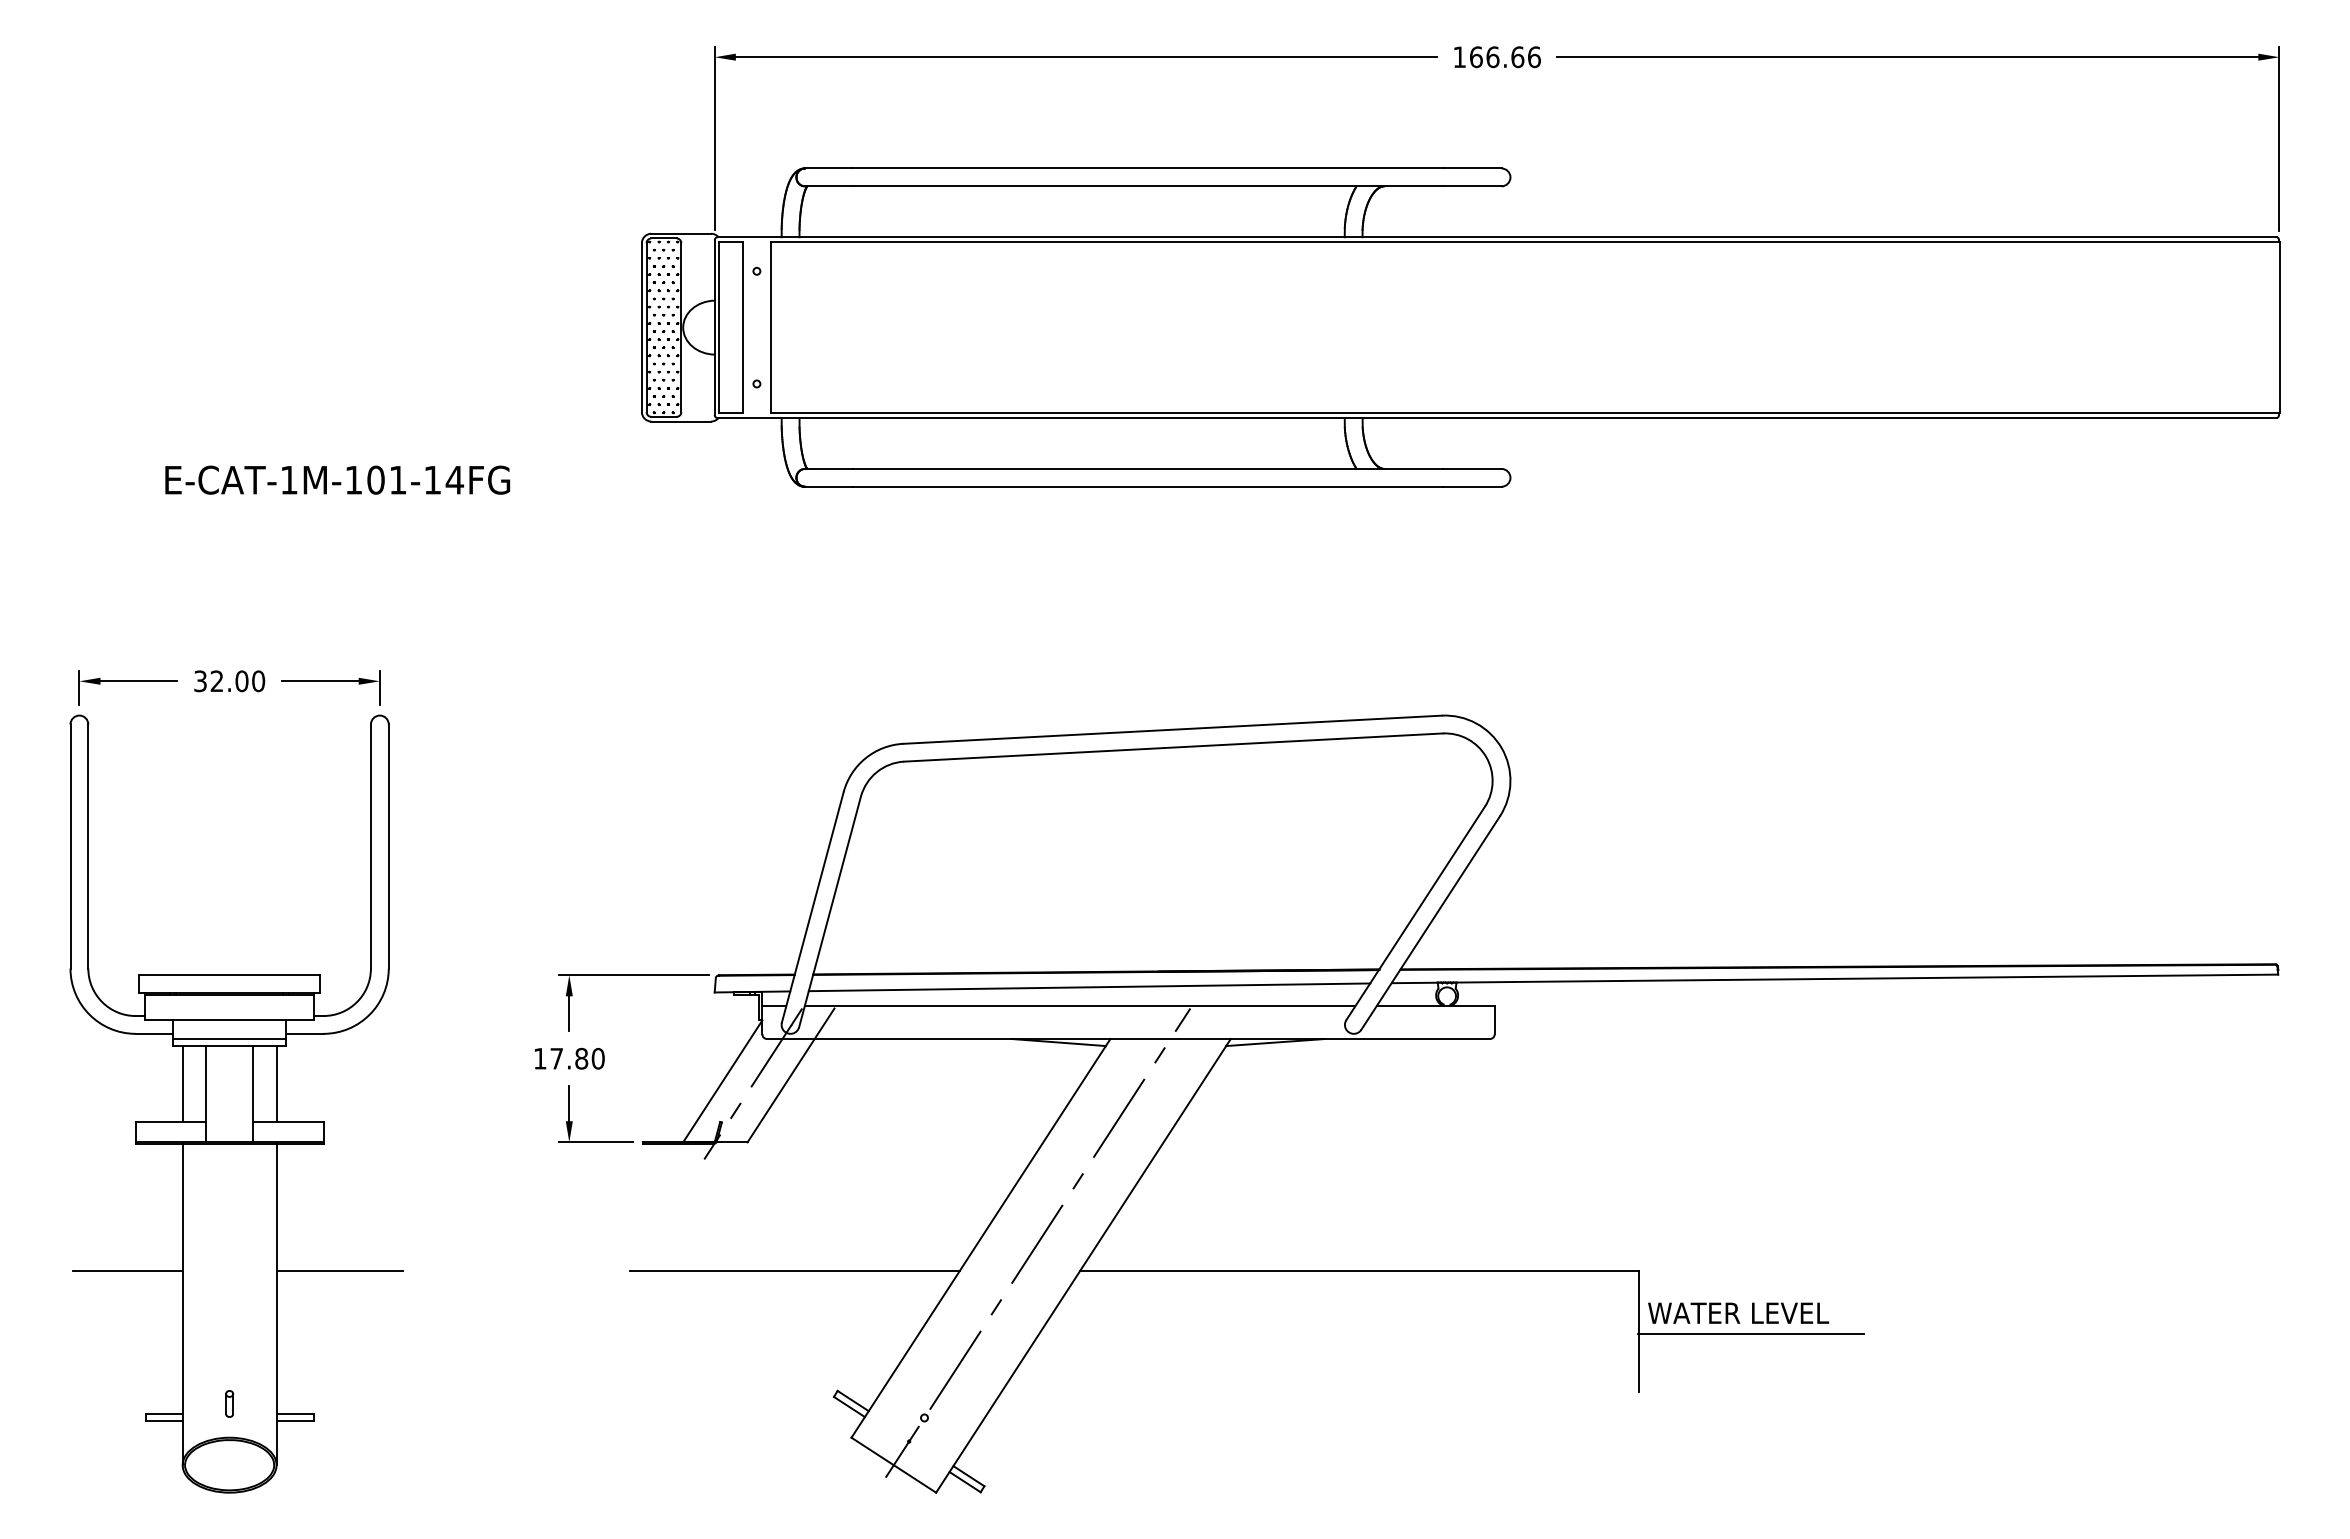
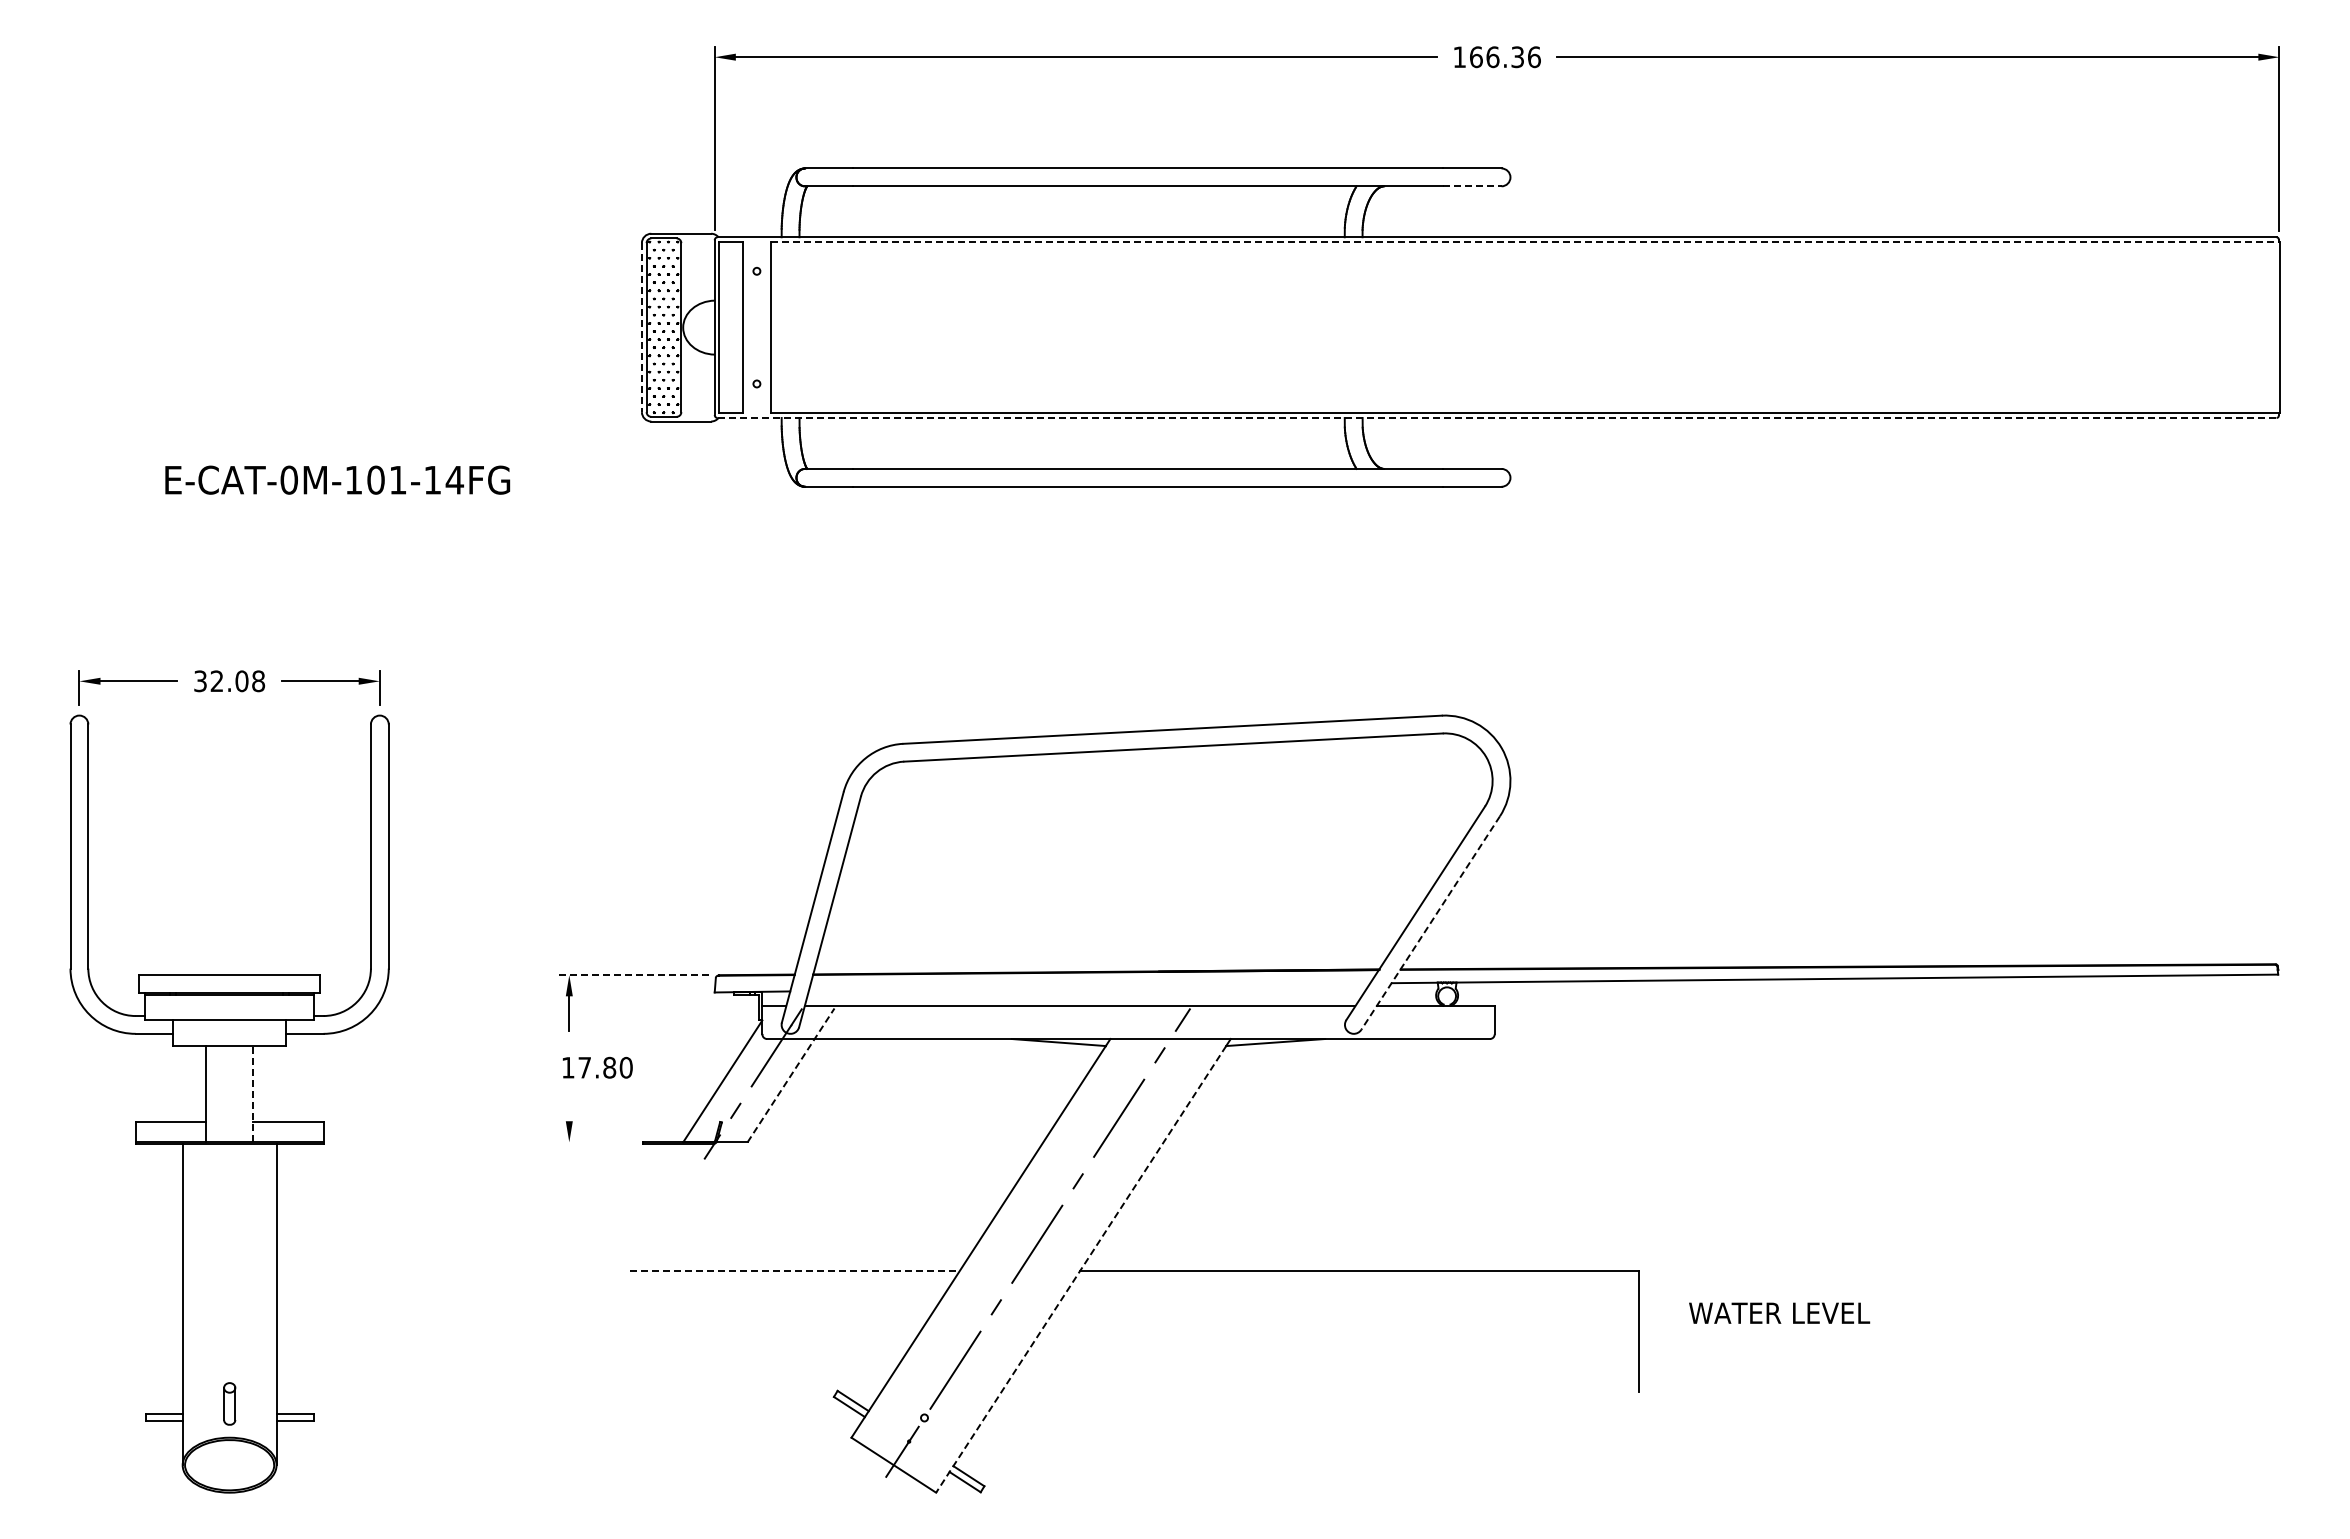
text: 166.66 -> 166.36 (1517, 57)
line: solid -> dashed (1472, 186)
line: solid -> dashed (1525, 241)
line: solid -> dashed (641, 328)
line: solid -> dashed (1497, 418)
text: E-CAT-1M-101-14FG -> E-CAT-0M-101-14FG (288, 479)
text: 32.00 -> 32.08 (258, 680)
line: solid -> dashed (1430, 923)
line: solid -> dashed (633, 975)
line: present -> none (1089, 987)
line: present -> none (229, 1039)
text position: (569, 1058) -> (597, 1067) (597, 1067)
line: solid -> dashed (791, 1075)
line: present -> none (182, 1083)
line: present -> none (276, 1083)
line: solid -> dashed (253, 1093)
line: present -> none (569, 1103)
line: present -> none (595, 1142)
line: solid -> dashed (1080, 1269)
line: present -> none (127, 1270)
line: present -> none (339, 1270)
line: solid -> dashed (795, 1270)
text position: (1738, 1312) -> (1779, 1312) (1779, 1312)
line: present -> none (1750, 1333)
part size: 9x28 px -> 14x44 px (229, 1403)
